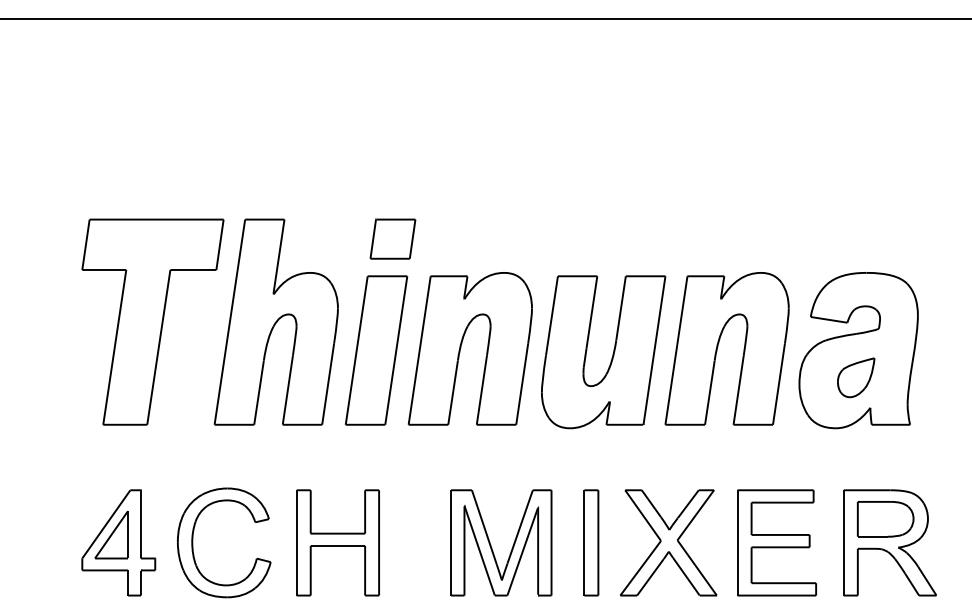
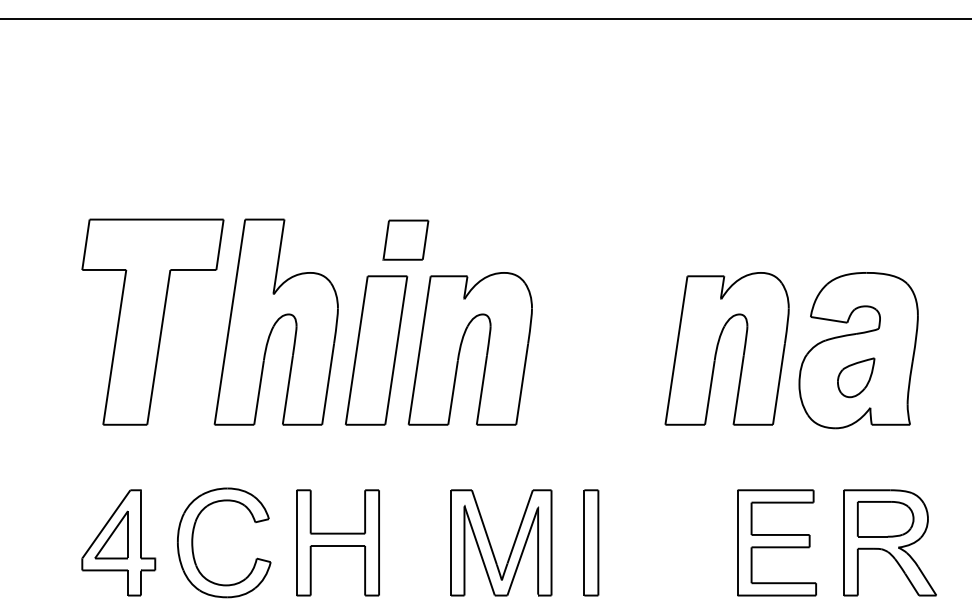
part position: (392, 238) -> (405, 239) (405, 239)
part: present -> none (612, 353)
part: present -> none (668, 542)
